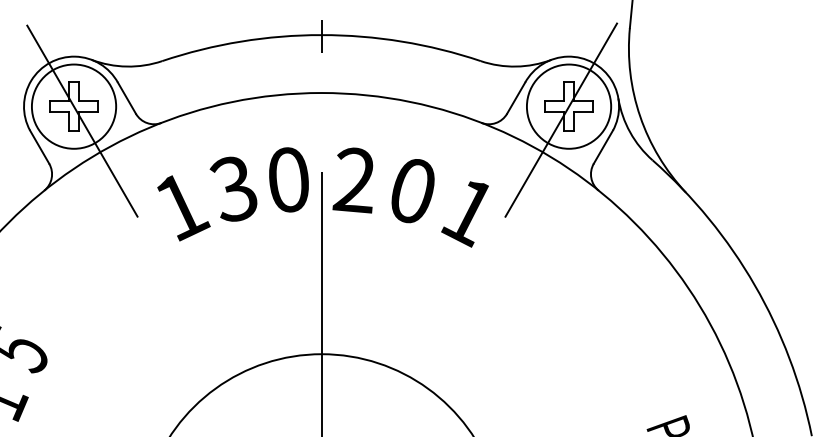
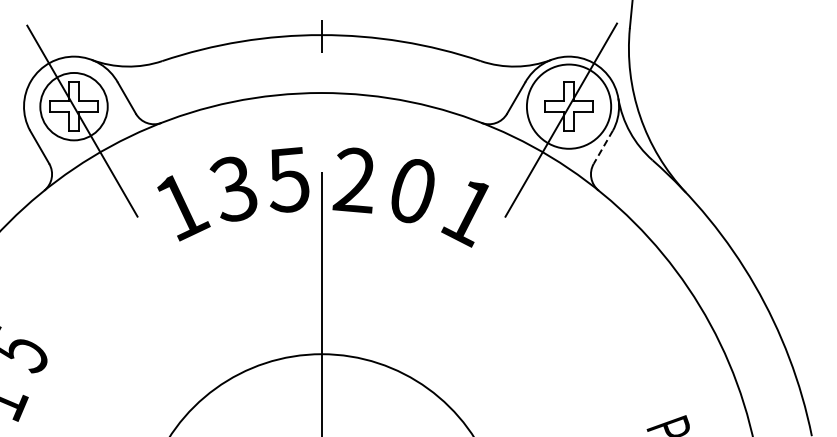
circle diameter: 84 px -> 67 px (73, 106)
line: solid -> dashed (603, 147)
text: 0 -> 5 (289, 179)
